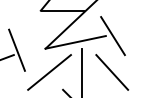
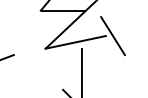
line: present -> none (16, 49)
line: present -> none (49, 72)
line: present -> none (112, 72)
